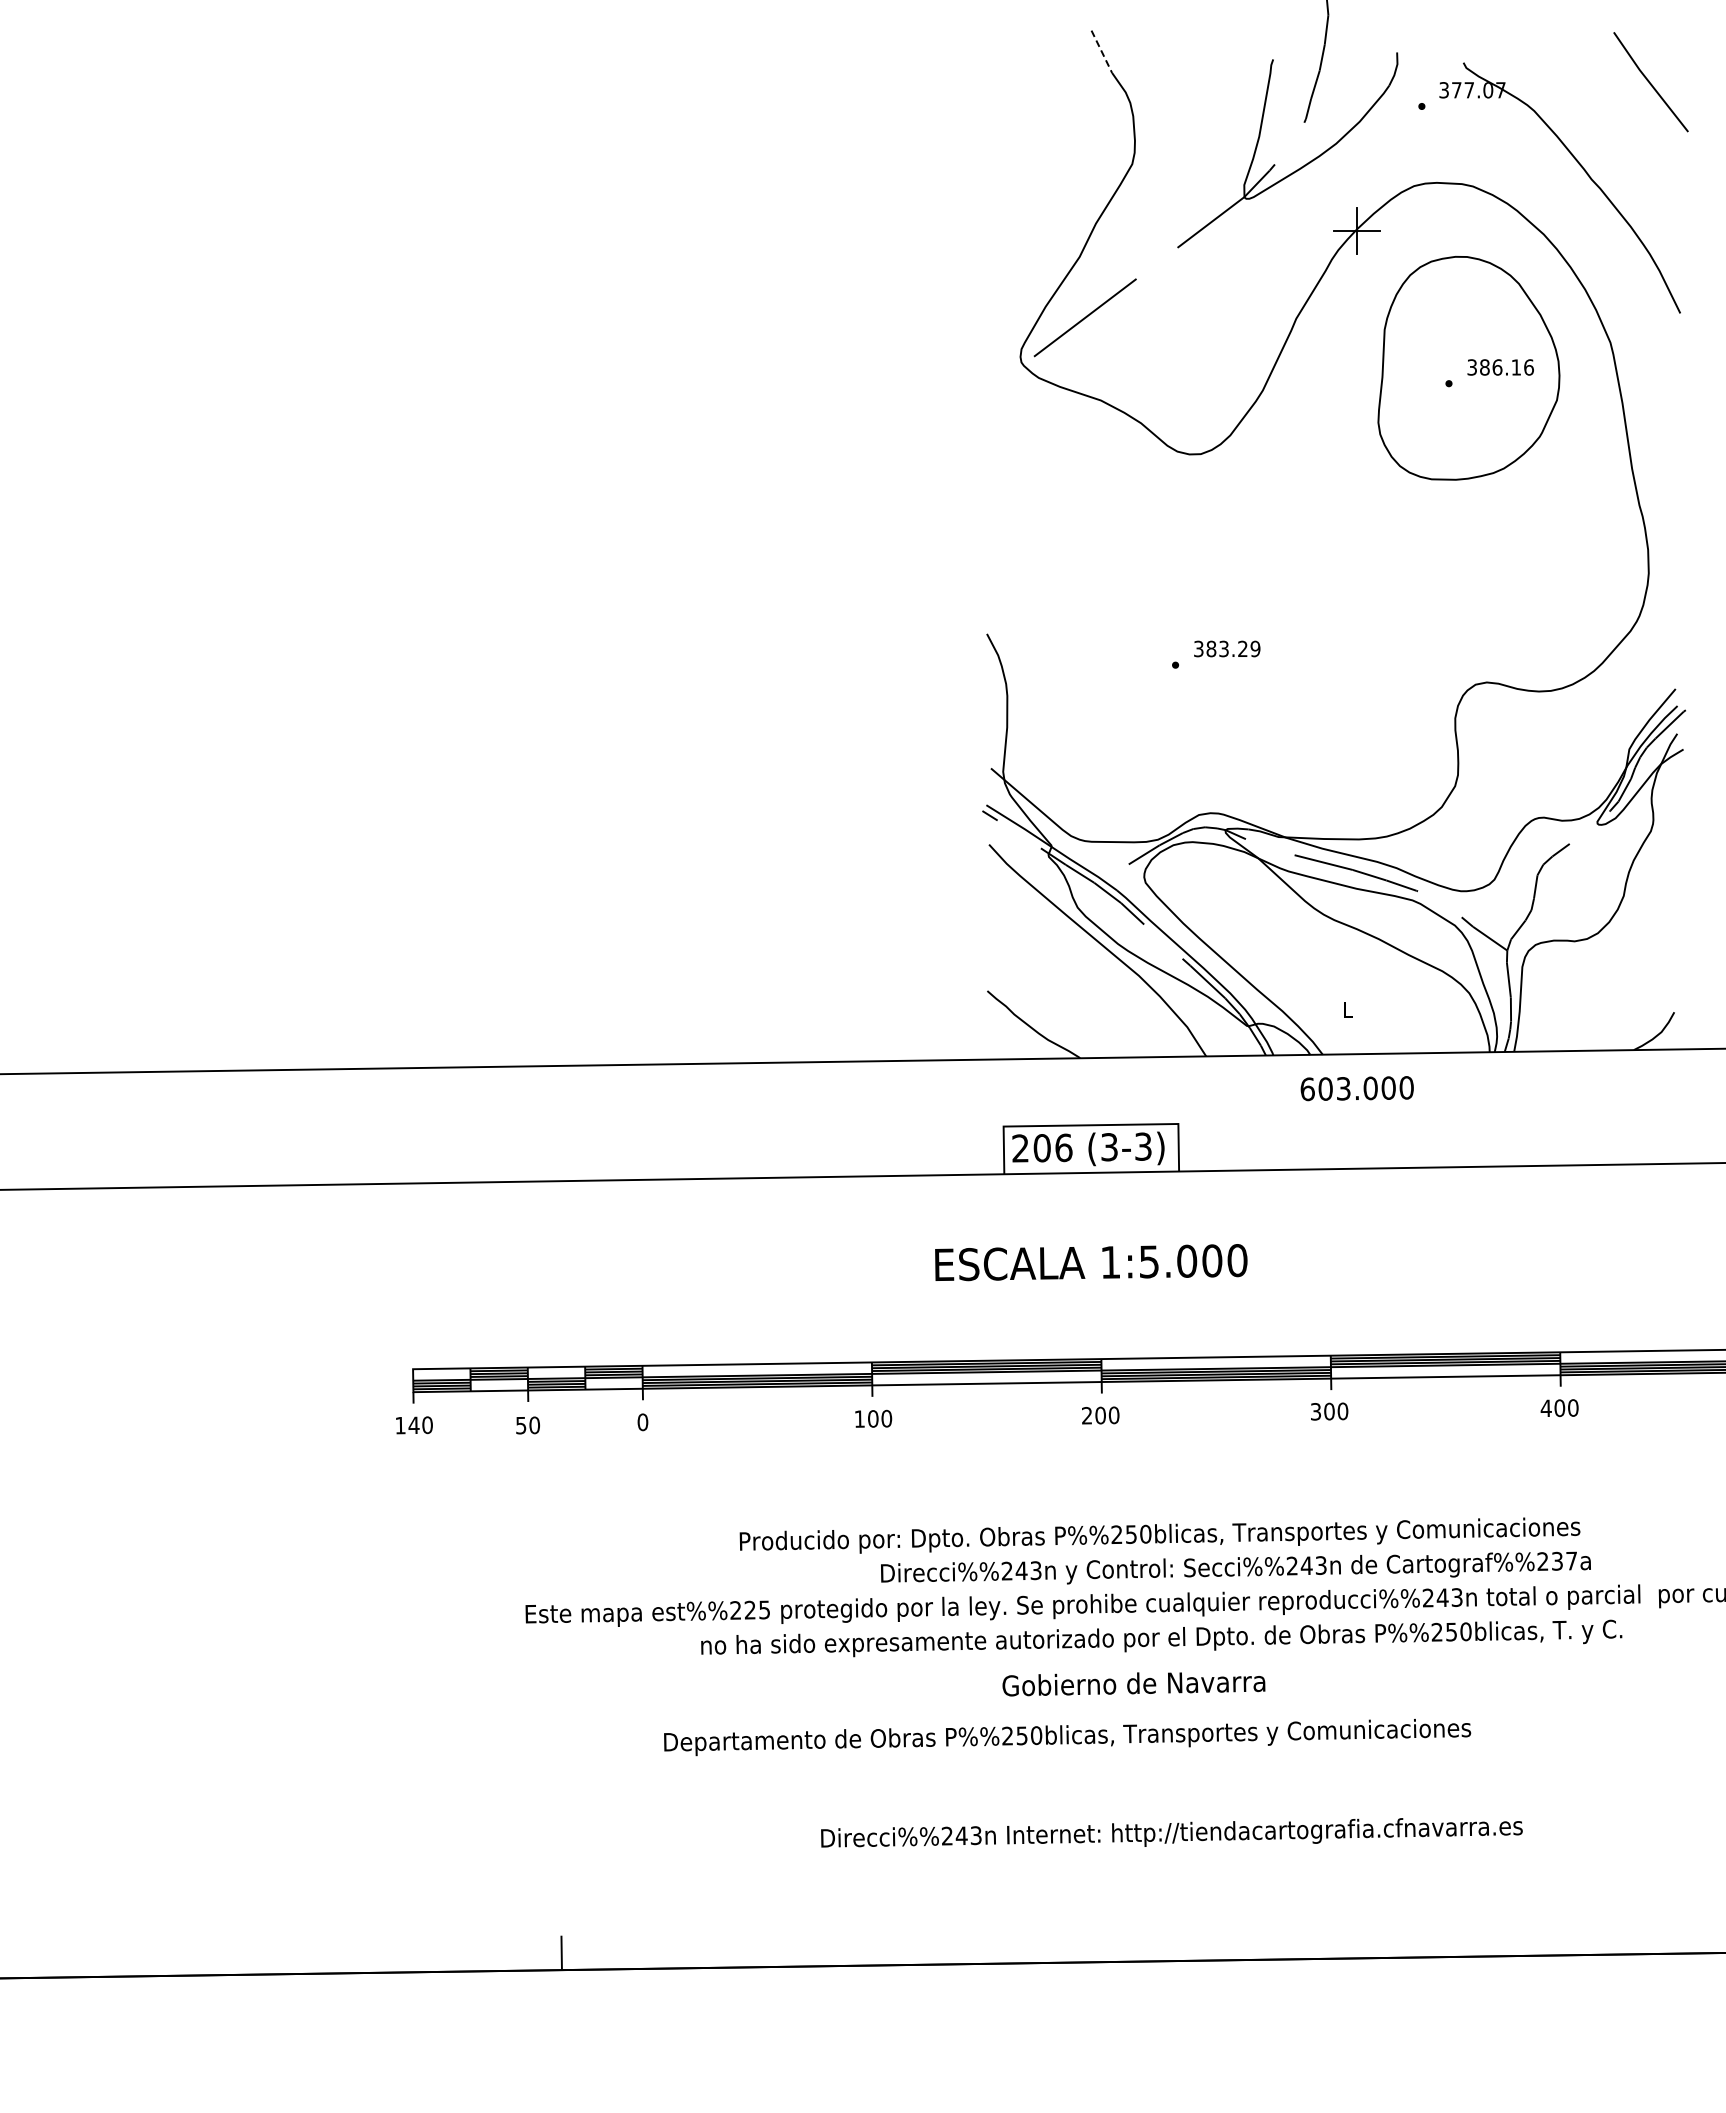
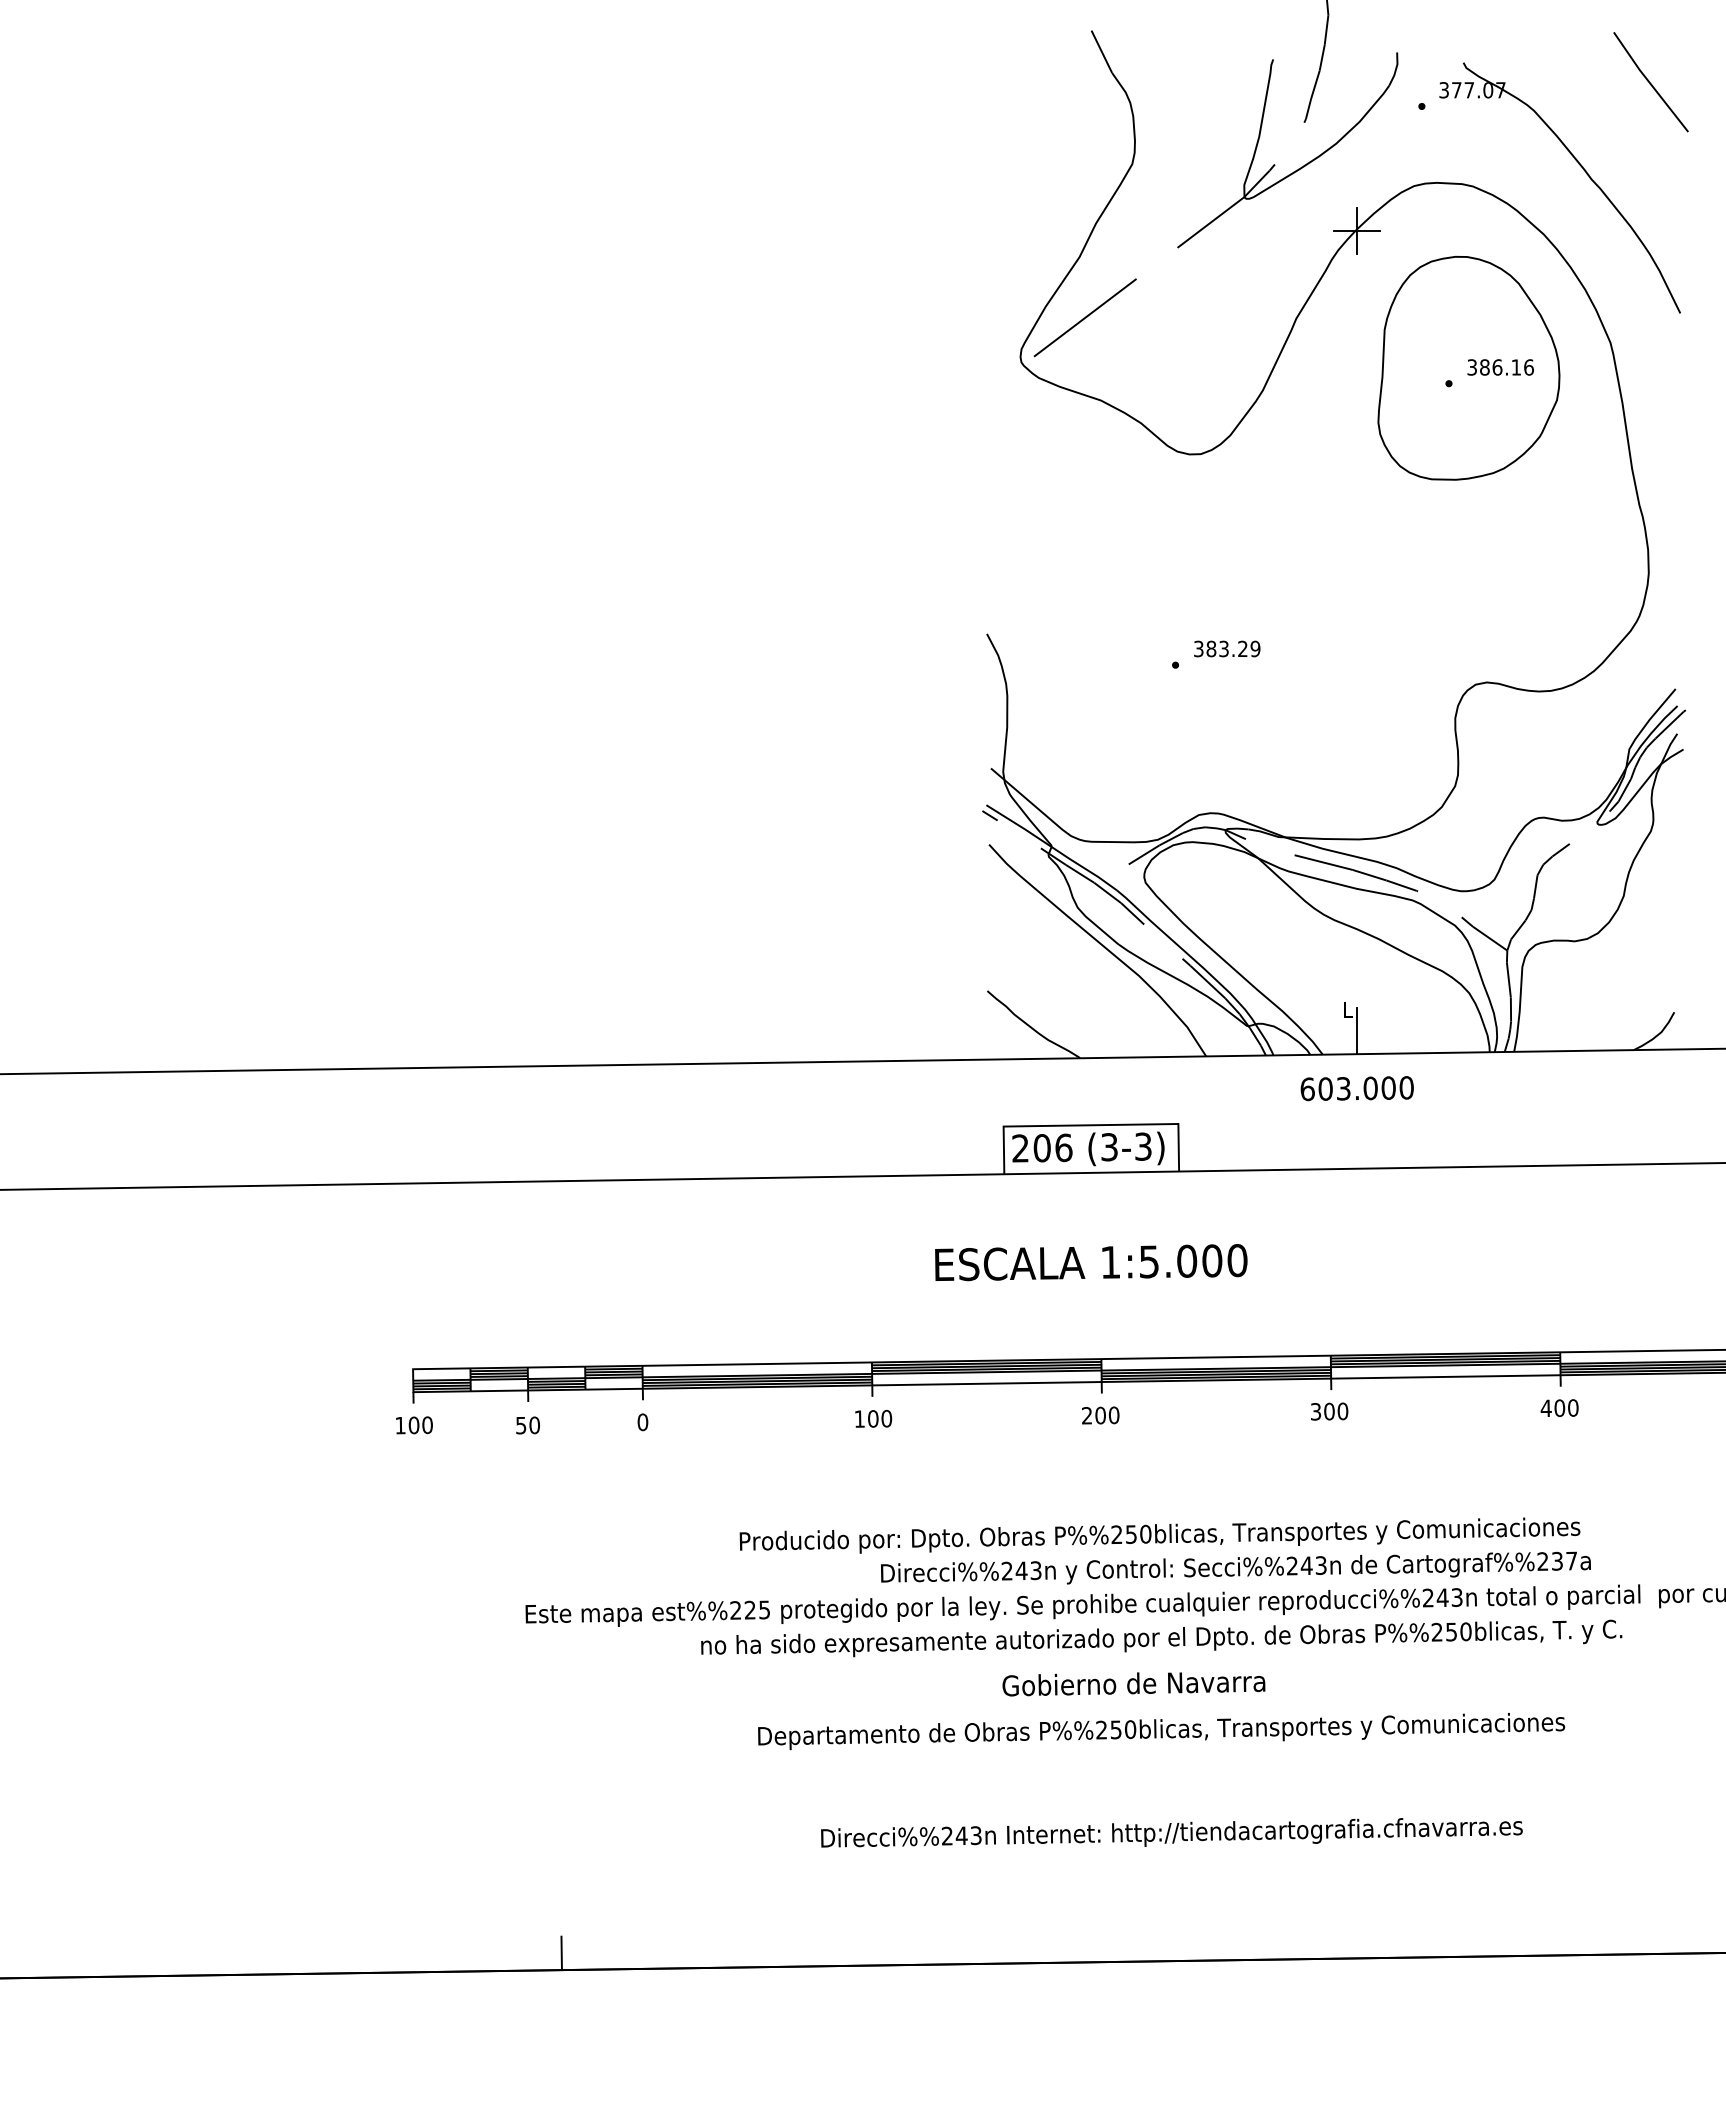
line: dashed -> solid (1101, 51)
line: none -> present (1357, 1031)
text: 140 -> 100 (413, 1425)
text position: (1067, 1737) -> (1161, 1731) (1161, 1731)
